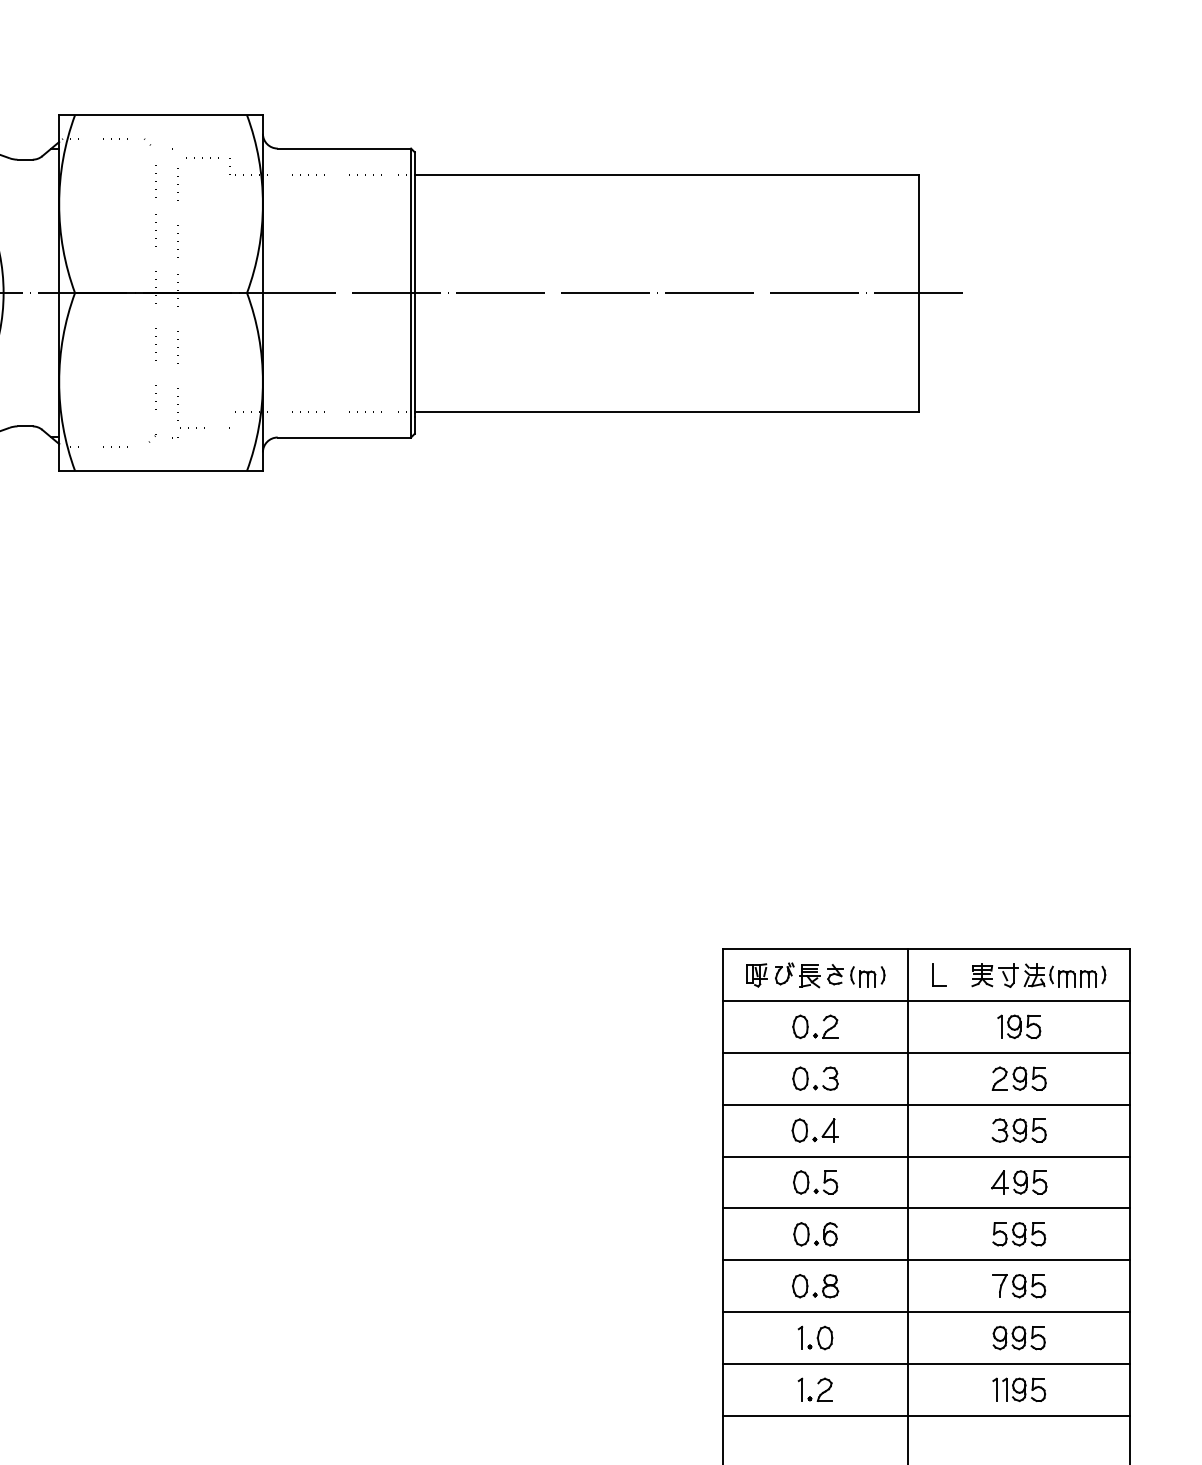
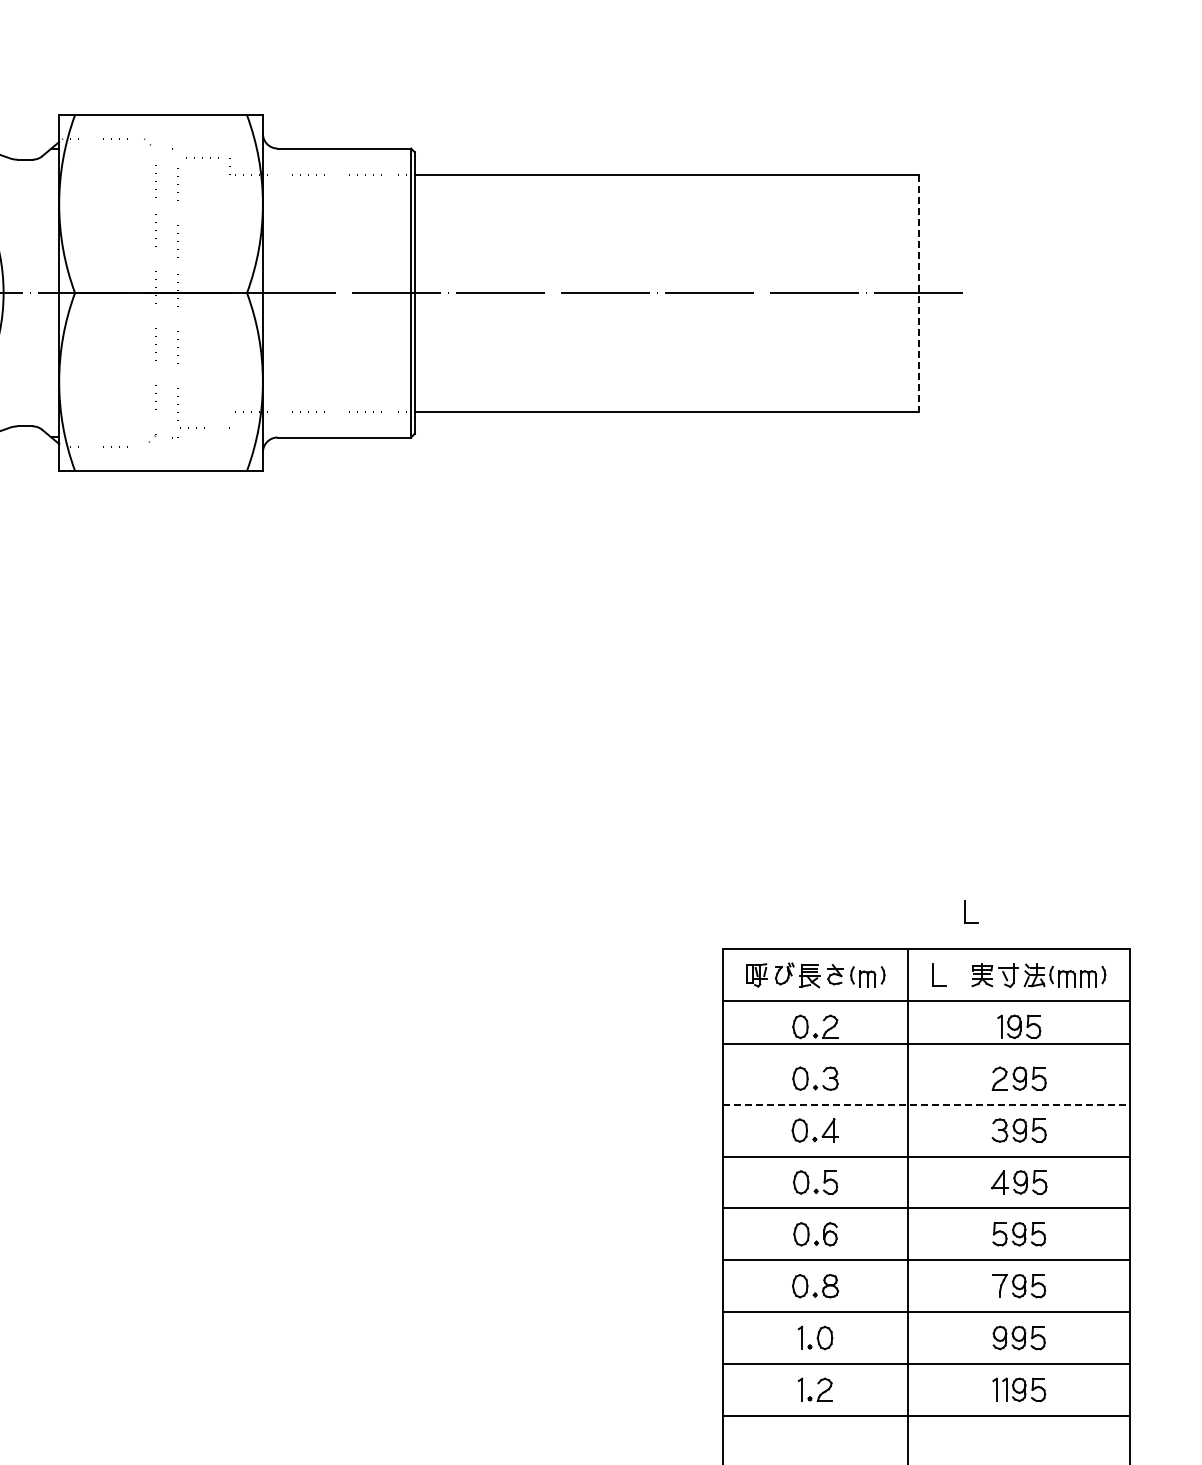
line: solid -> dashed (918, 293)
part: none -> present (971, 911)
line position: (926, 1052) -> (926, 1043) (926, 1043)
line: solid -> dashed (926, 1104)
